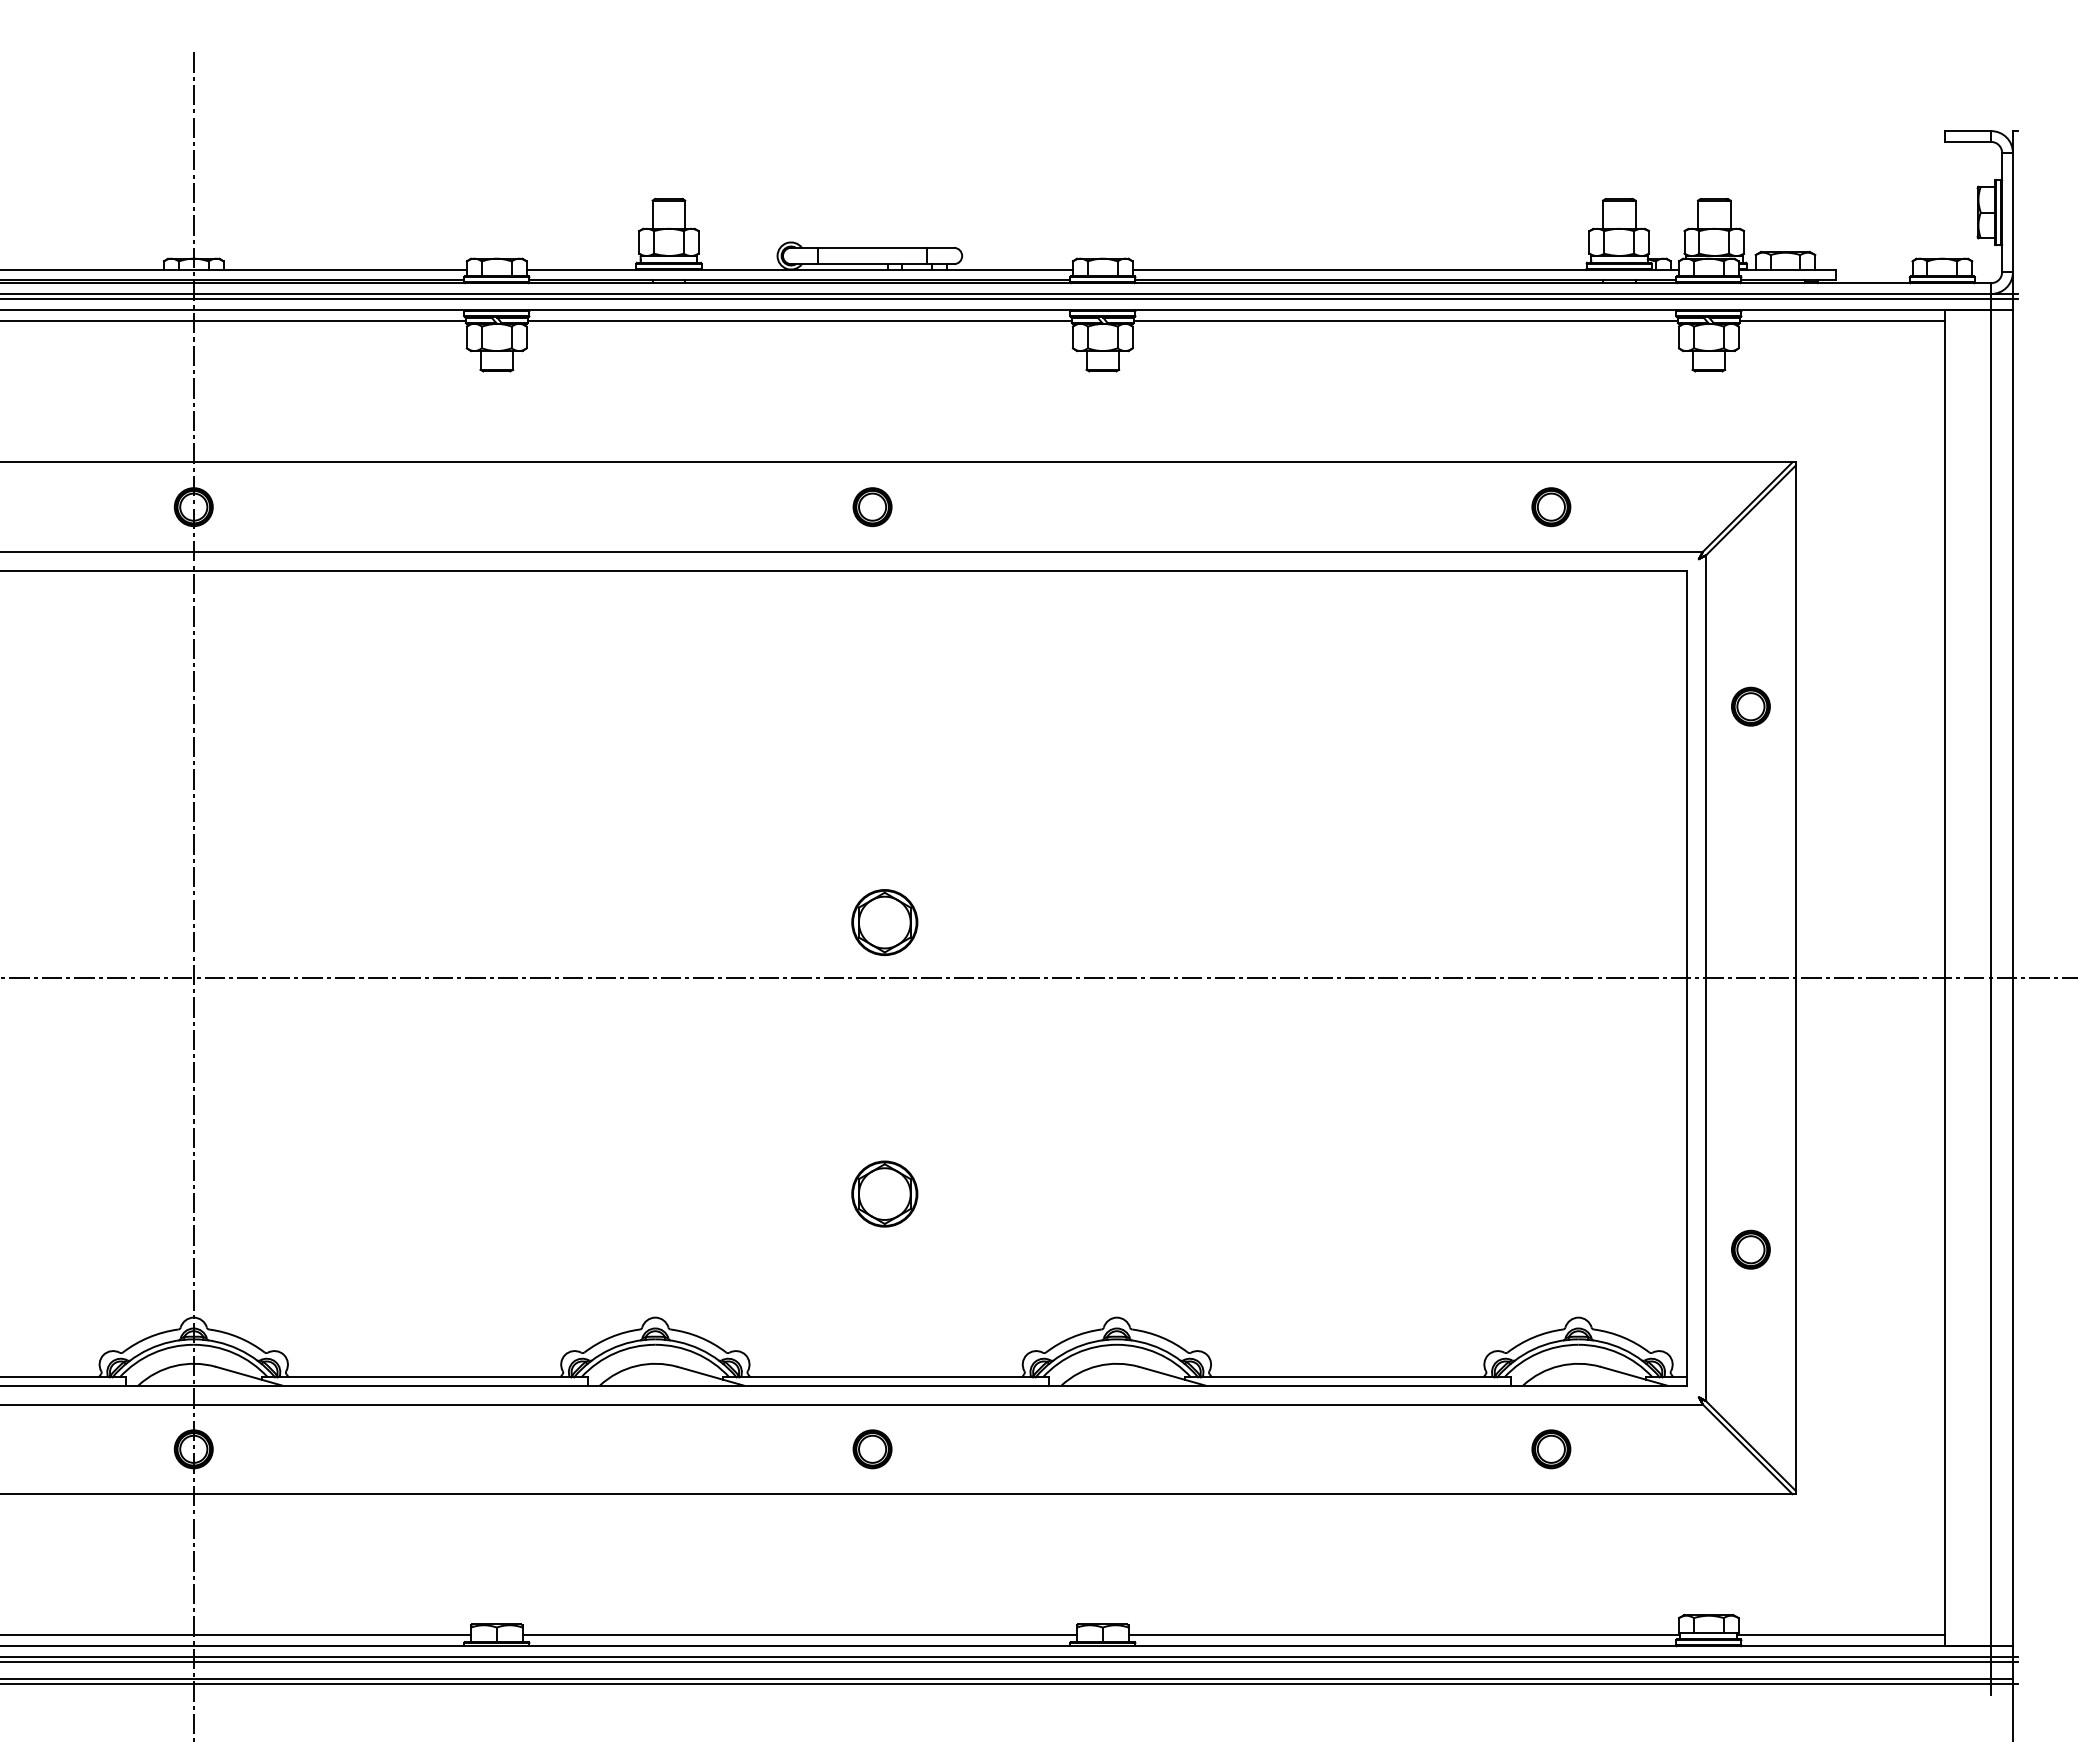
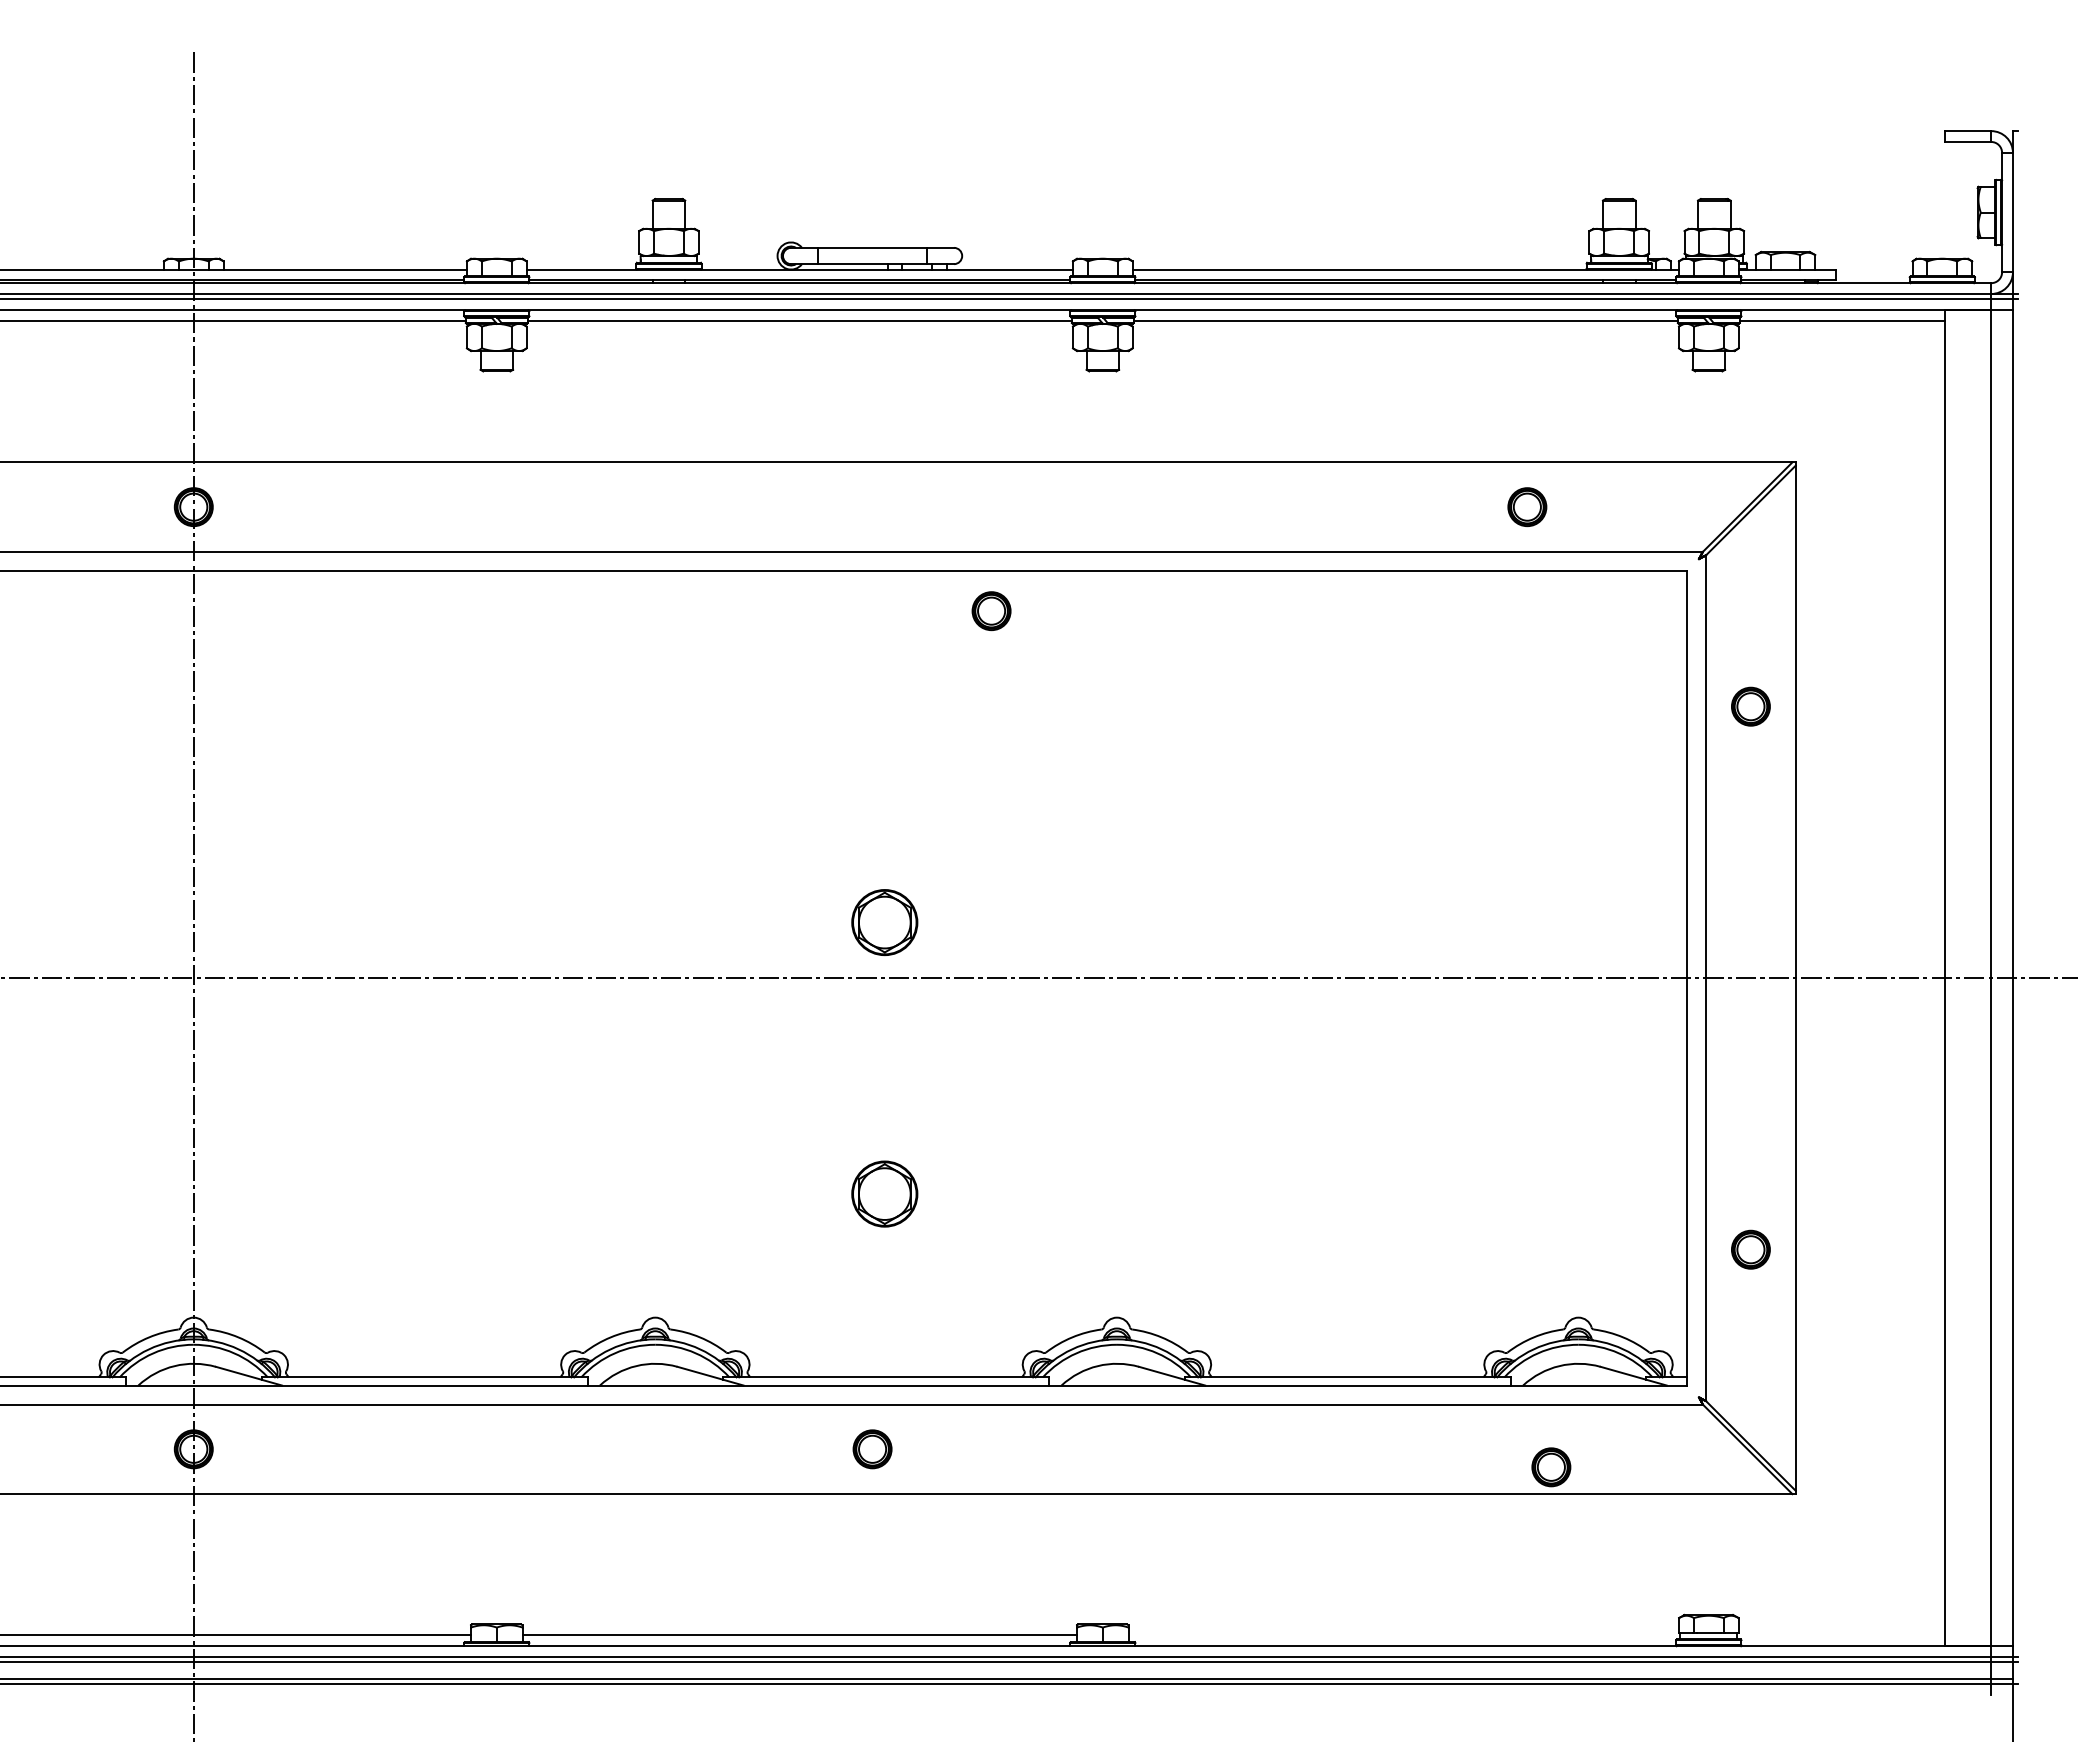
part position: (872, 507) -> (991, 611) (991, 611)
part position: (1551, 507) -> (1527, 507) (1527, 507)
part position: (1551, 1449) -> (1551, 1467) (1551, 1467)
line: present -> none (1404, 1635)
line: present -> none (1841, 1635)
